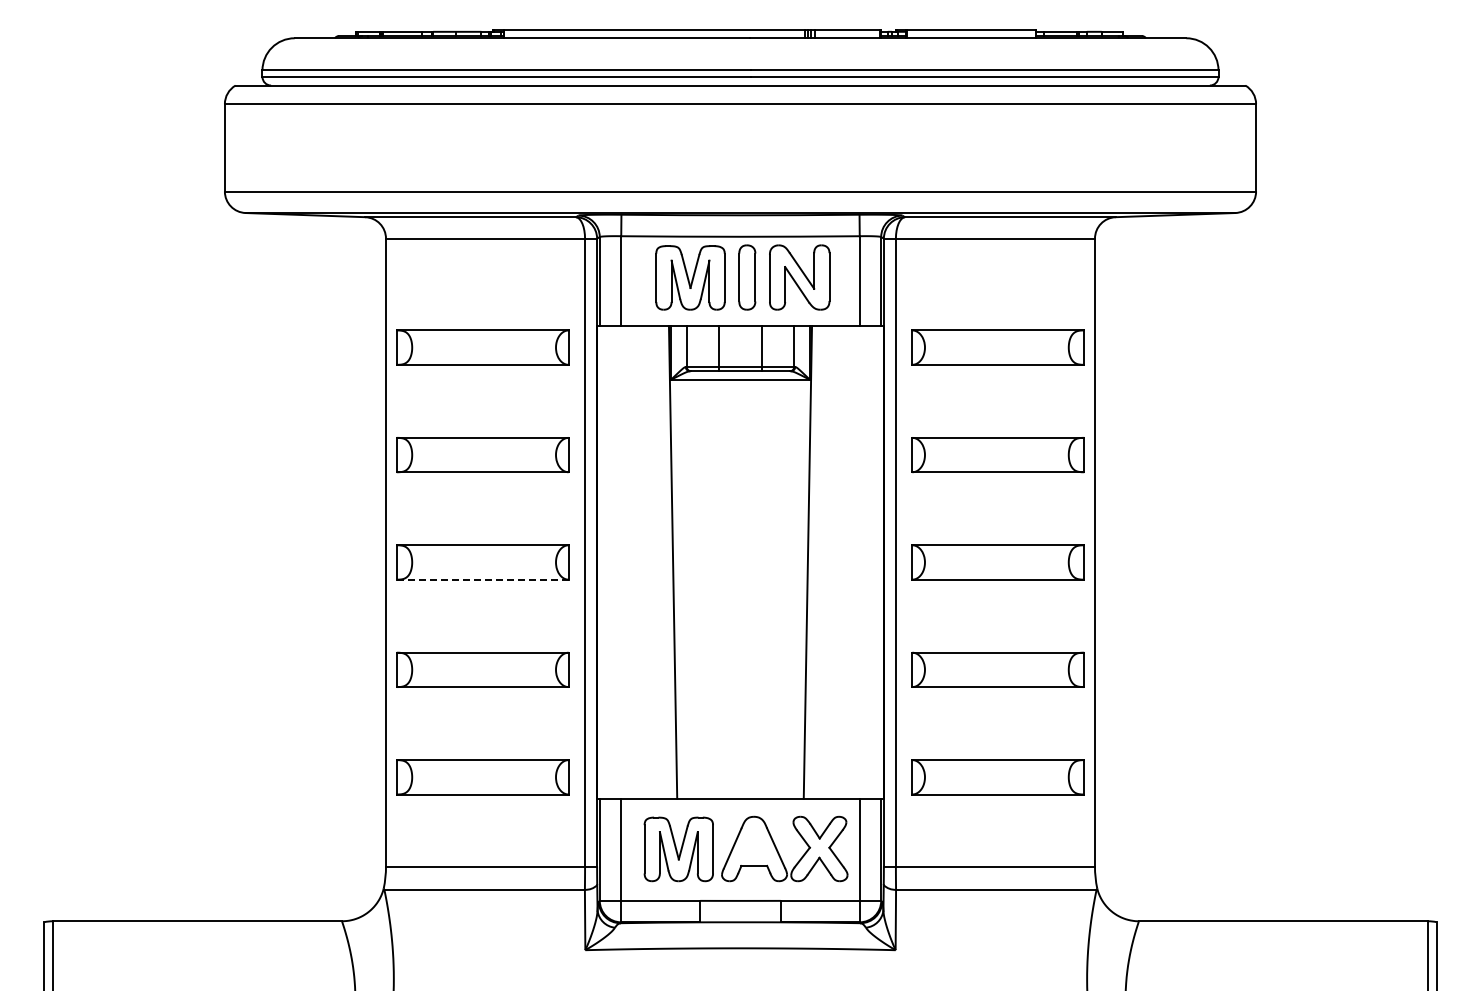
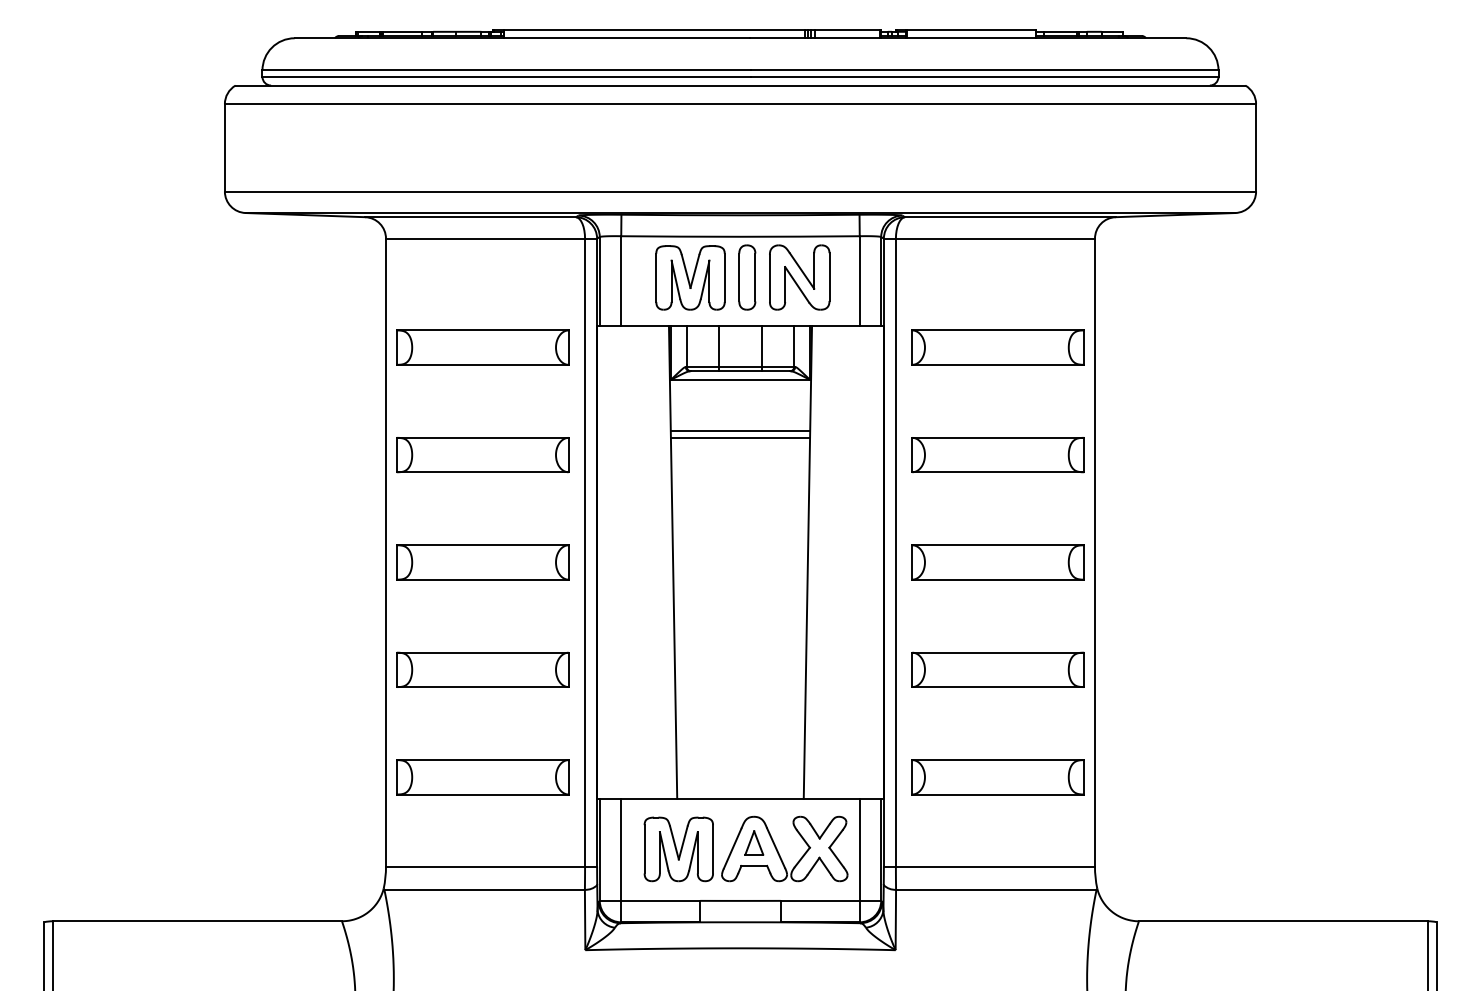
line: none -> present (740, 431)
line: none -> present (740, 437)
line: dashed -> solid (482, 579)
part: none -> present (754, 842)
